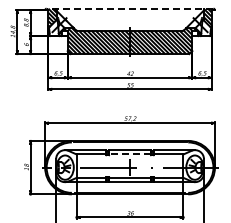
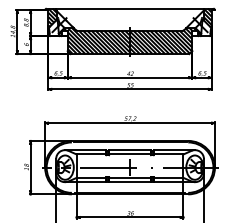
line: dashed -> solid (129, 8)
line: dashed -> solid (130, 154)
